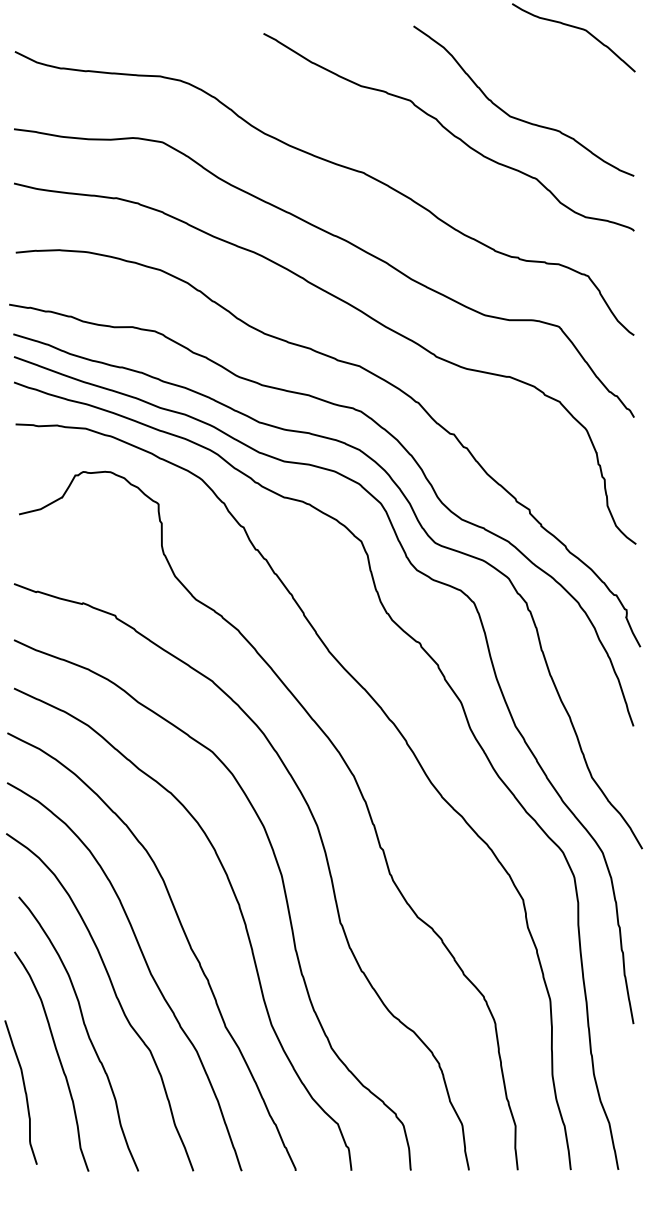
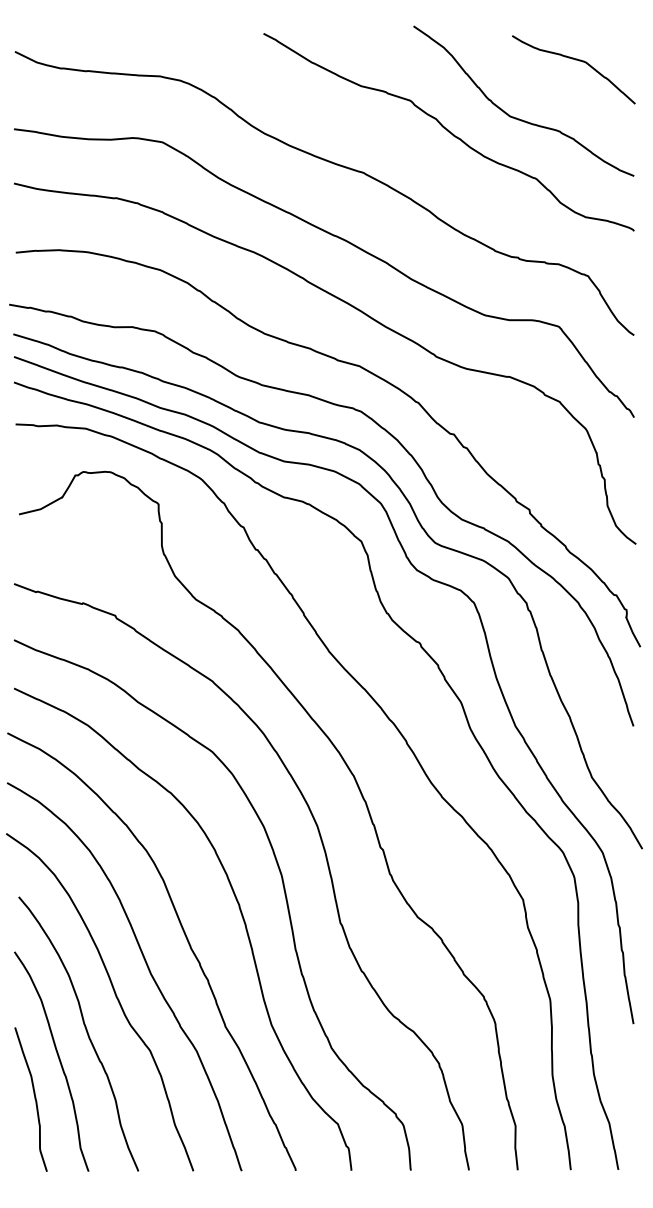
curve position: (575, 28) -> (575, 60) (575, 60)
curve position: (24, 1092) -> (34, 1099) (34, 1099)
